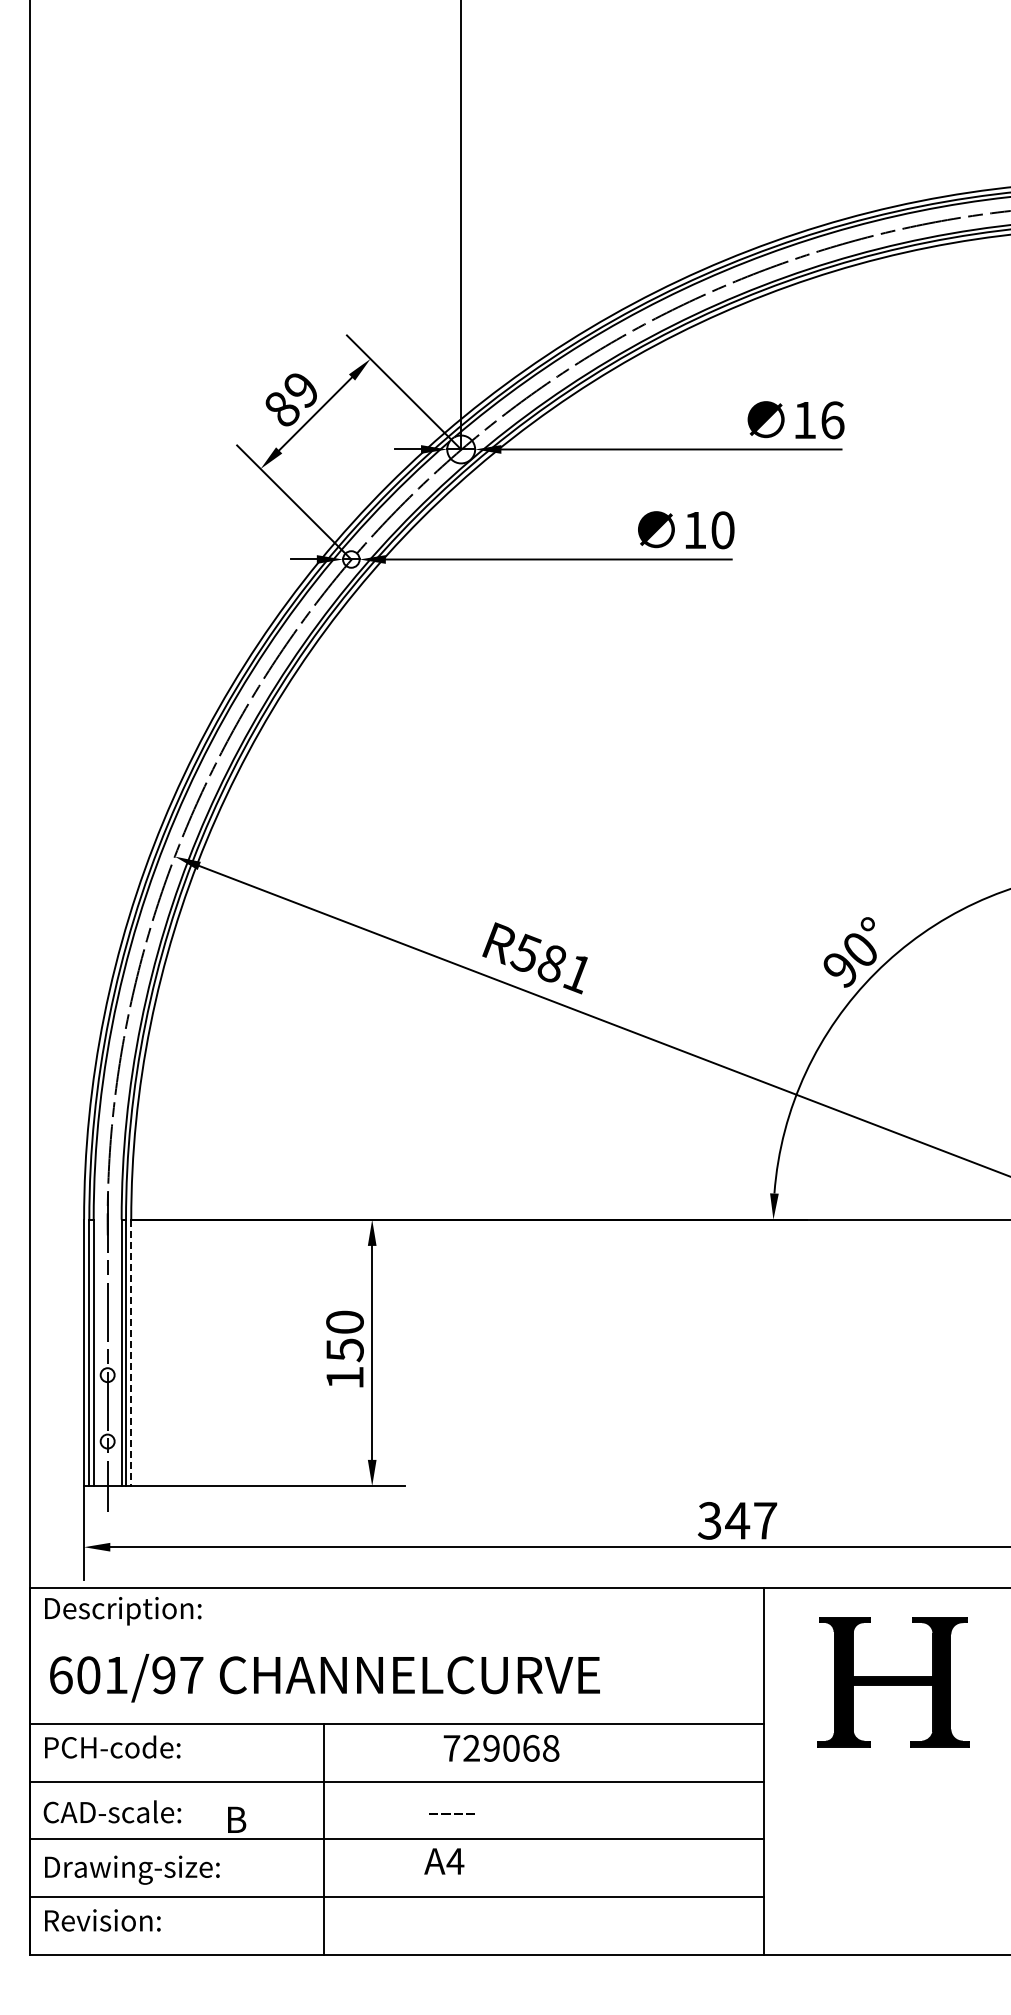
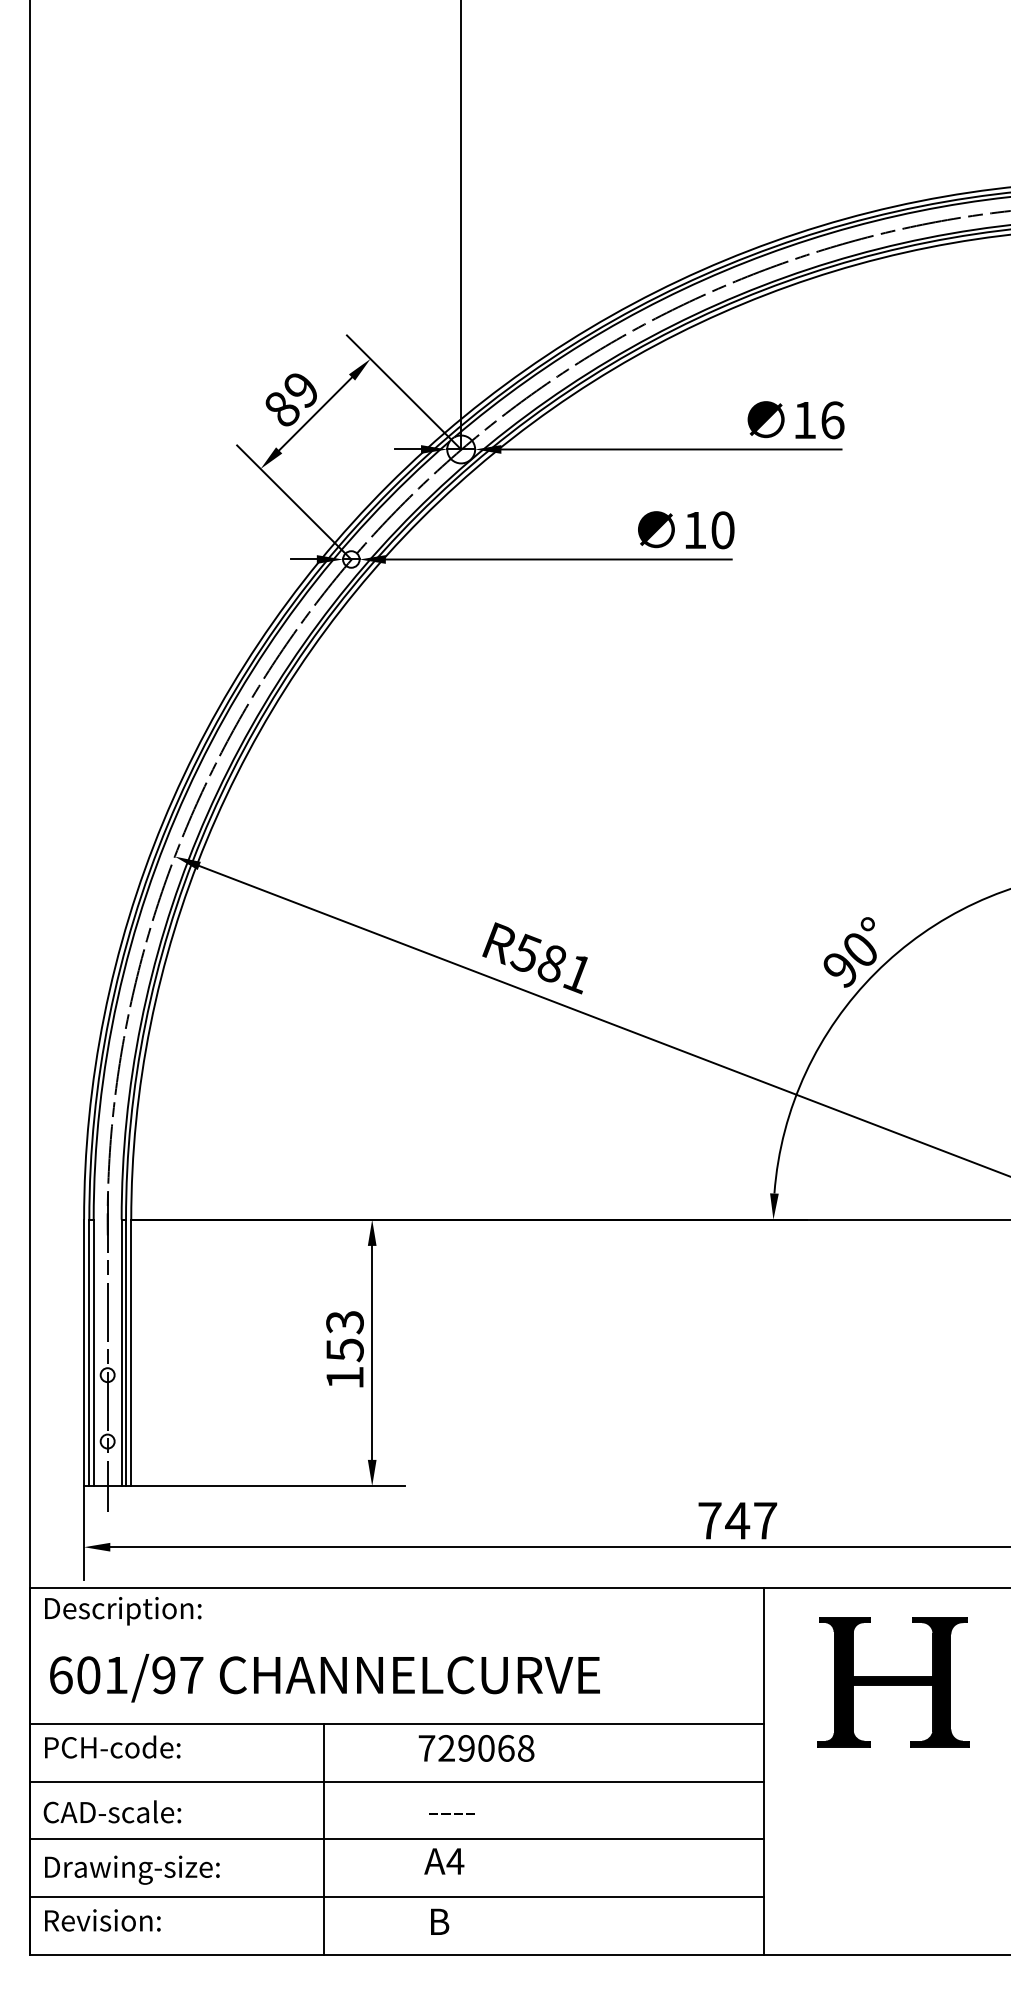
text: 150 -> 153 (344, 1322)
line: dashed -> solid (131, 1353)
text: 347 -> 747 (709, 1520)
text position: (501, 1748) -> (476, 1748) (476, 1748)
text position: (237, 1819) -> (440, 1921) (440, 1921)
